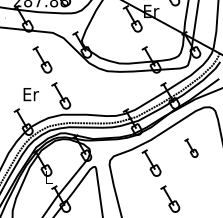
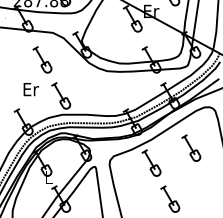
text position: (30, 94) -> (30, 89) (30, 89)
part size: 15x20 px -> 21x28 px (191, 147)
